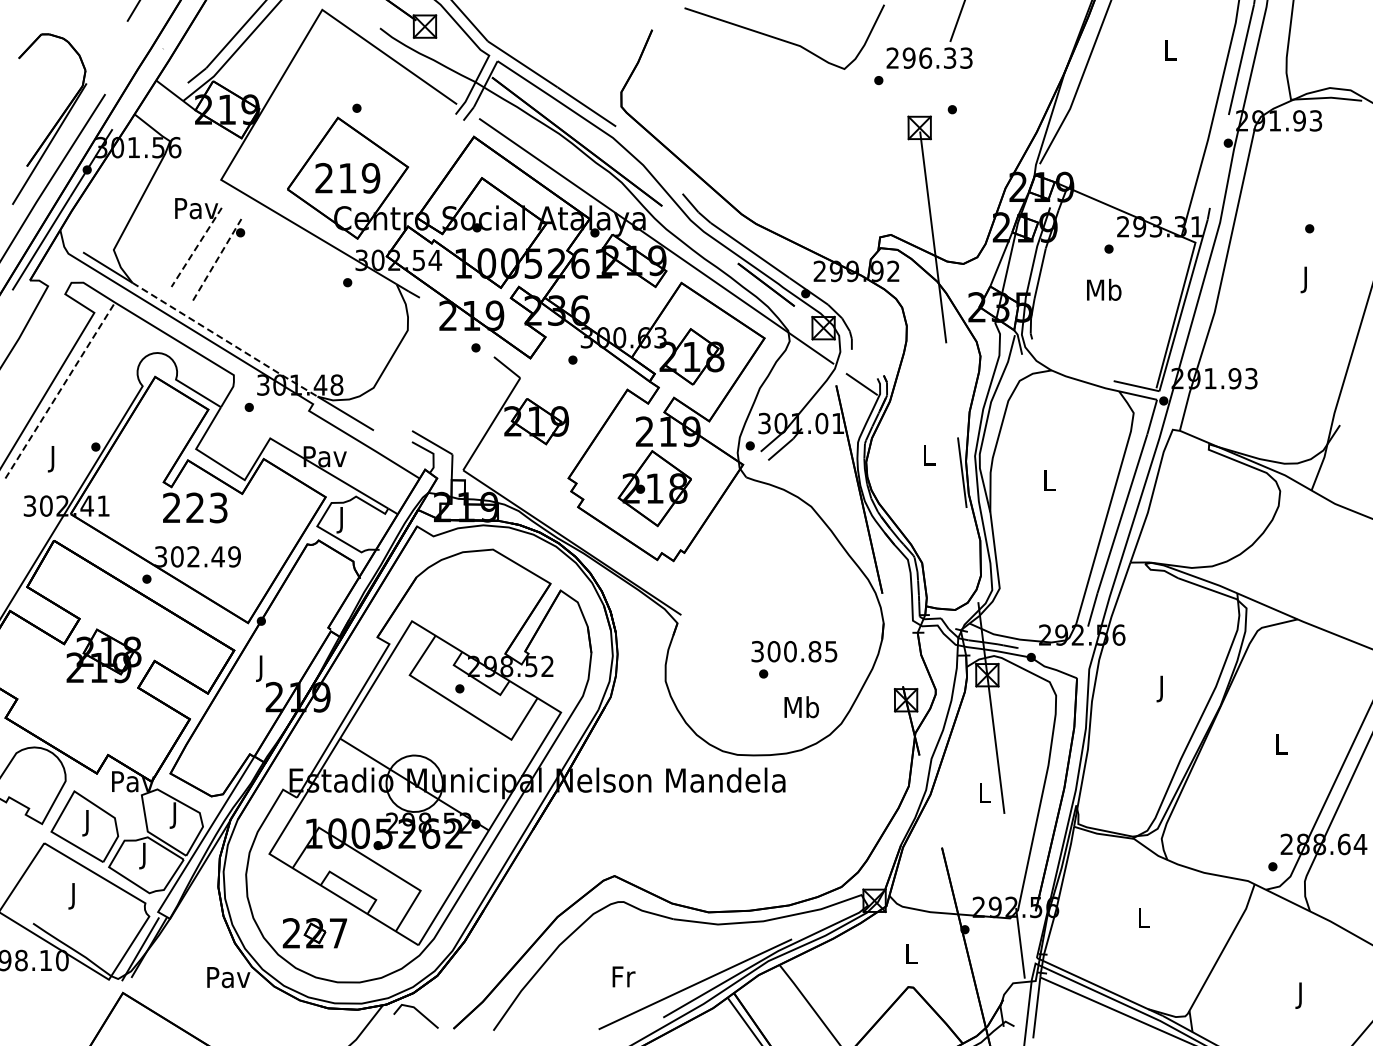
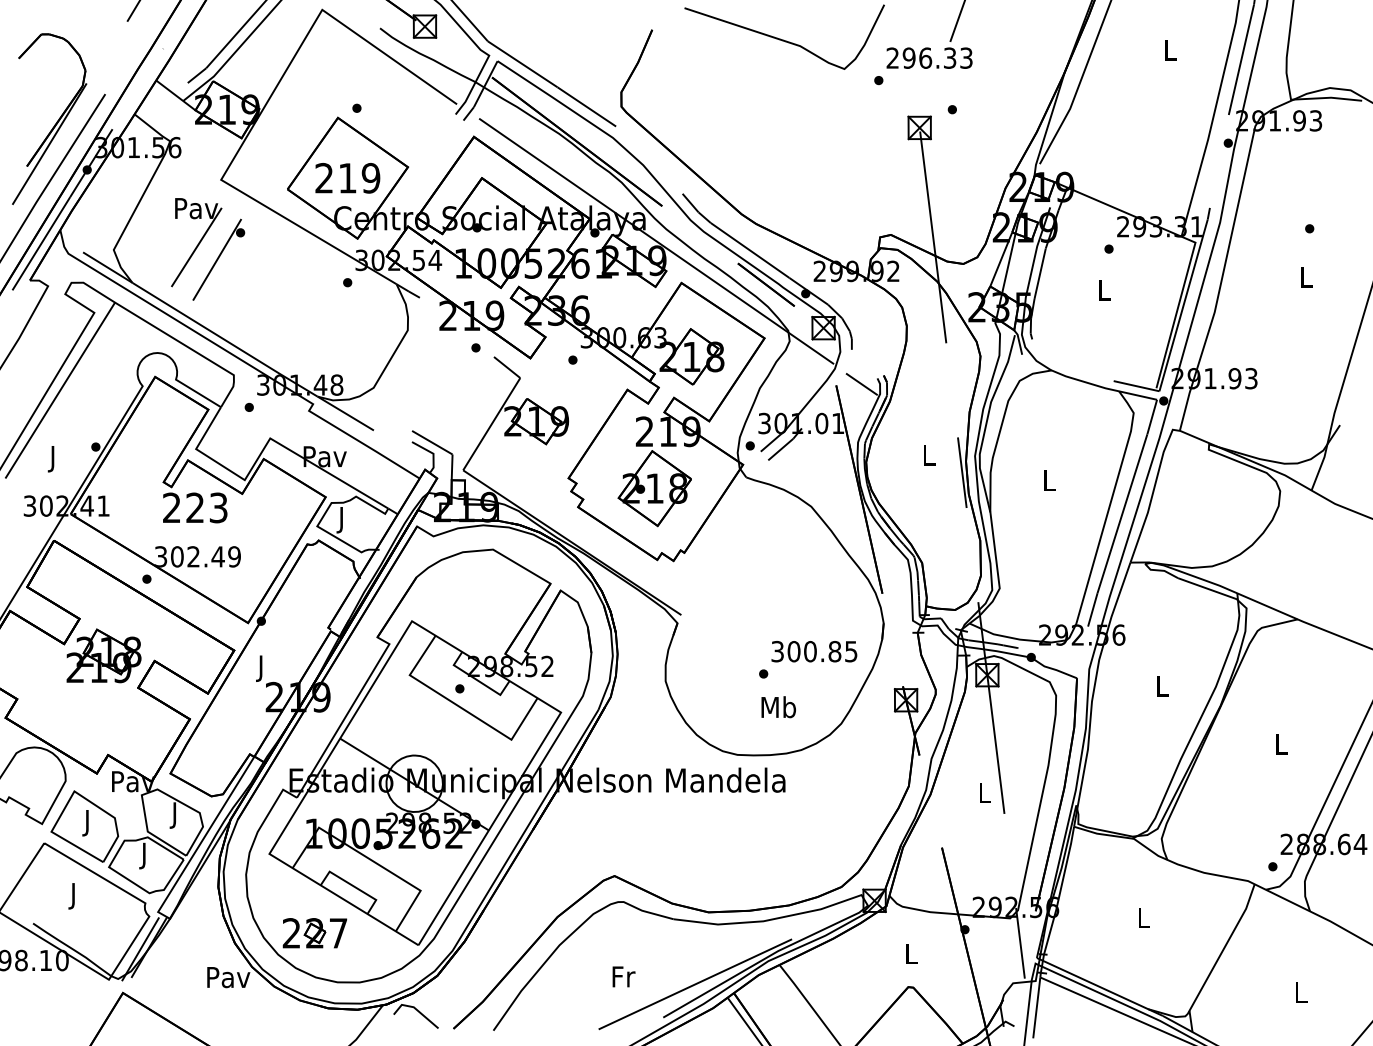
line: dashed -> solid (196, 247)
line: dashed -> solid (217, 259)
text: J -> L (1306, 279)
text: Mb -> L (1104, 289)
line: dashed -> solid (225, 340)
line: dashed -> solid (60, 390)
text position: (794, 651) -> (814, 651) (814, 651)
text: J -> L (1162, 688)
text position: (801, 707) -> (778, 707) (778, 707)
text: J -> L (1301, 995)
